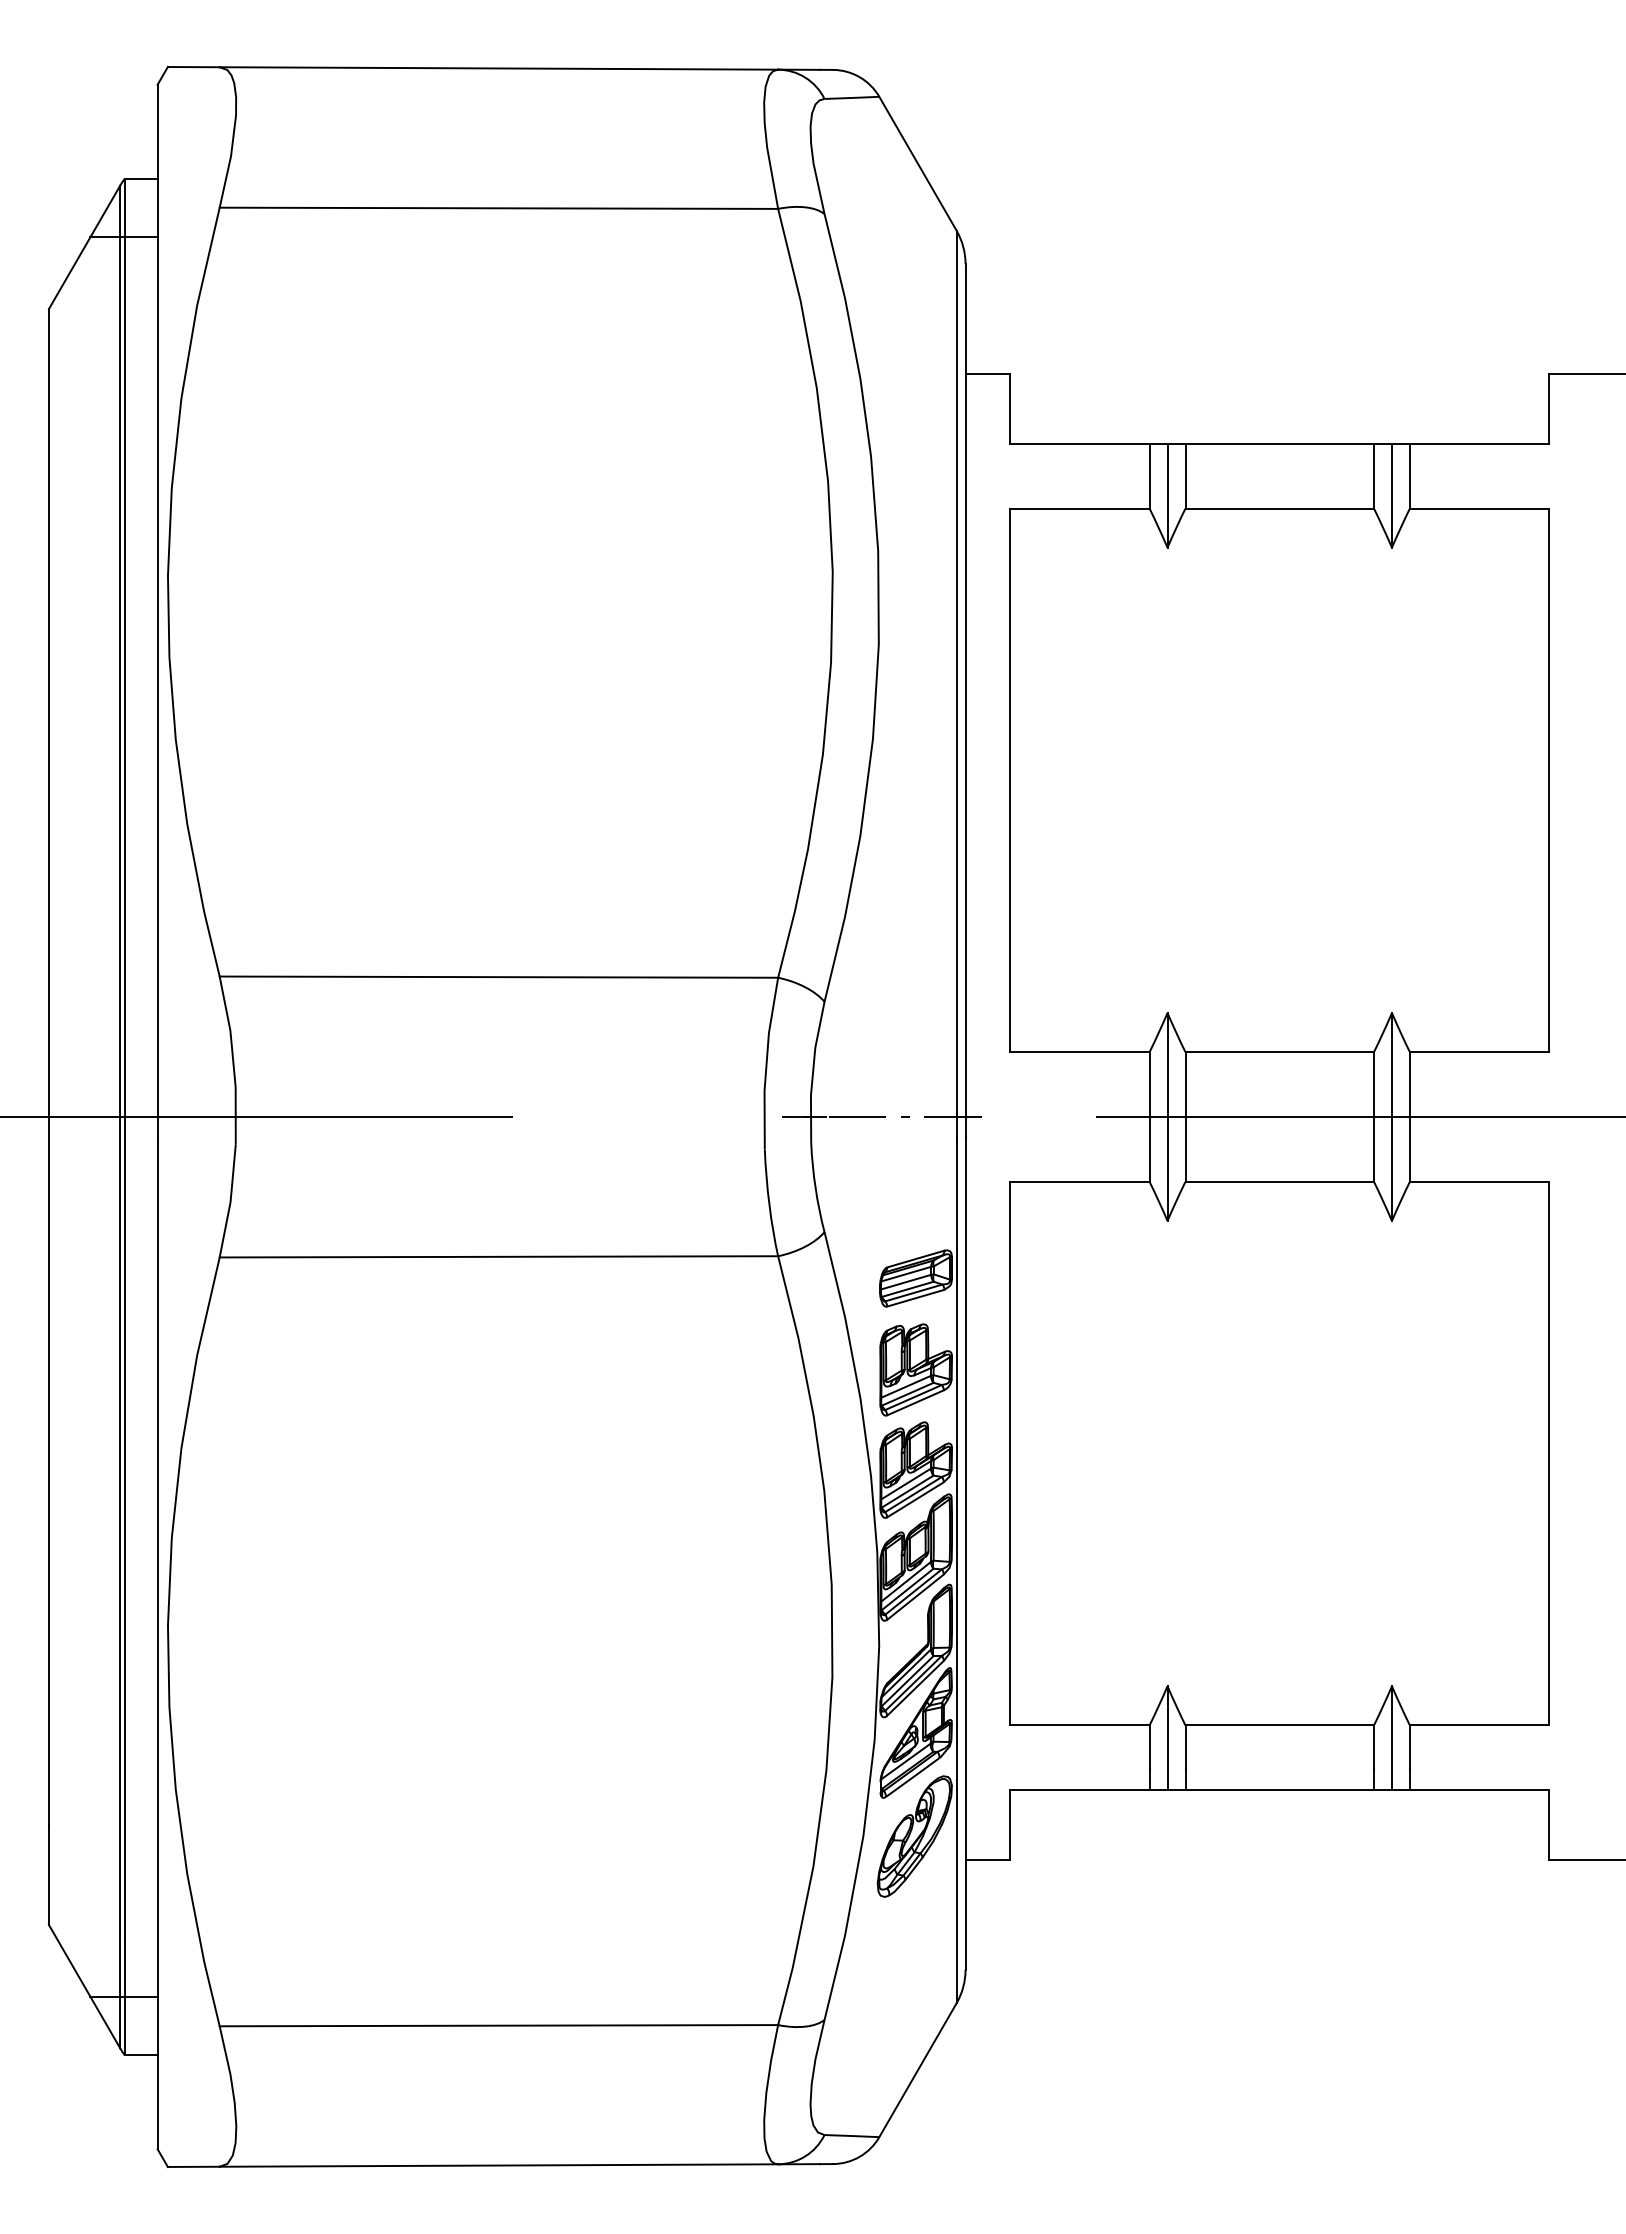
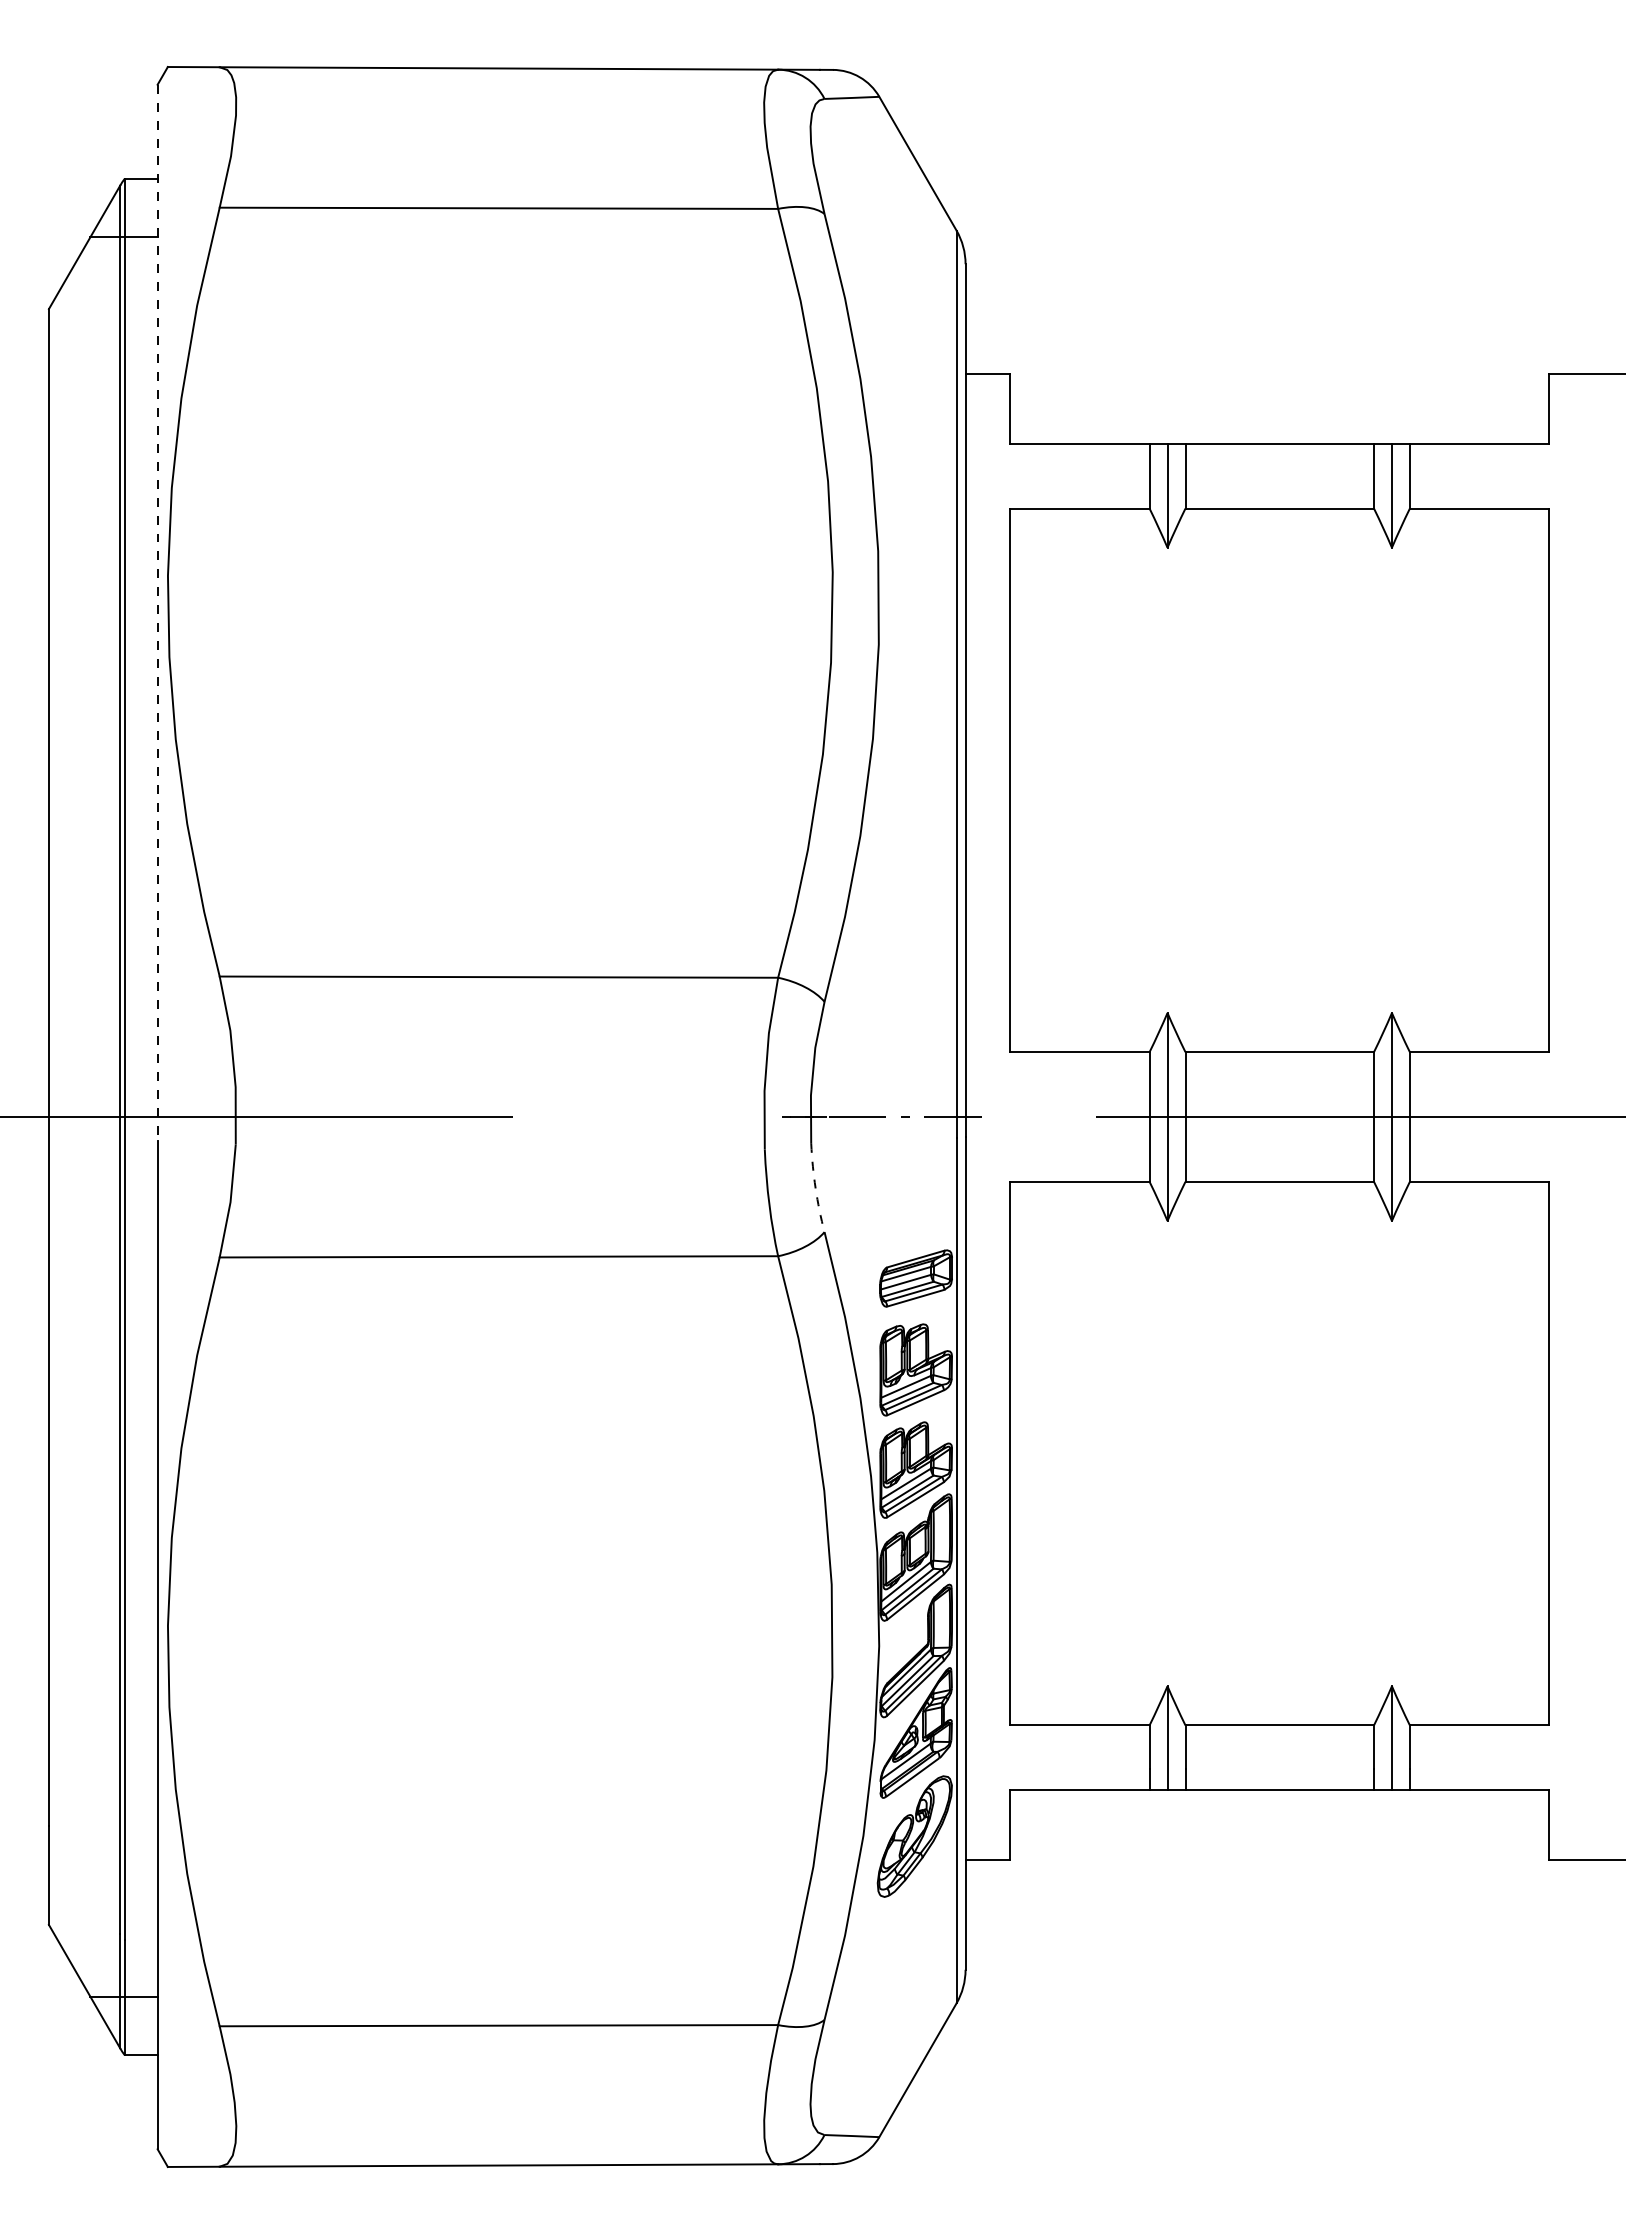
line: solid -> dashed (157, 613)
arc: solid -> dashed (815, 1188)
